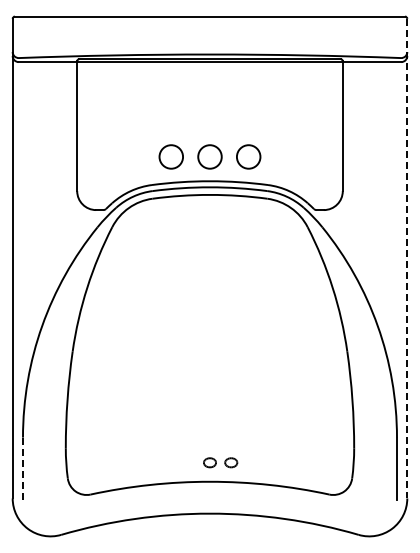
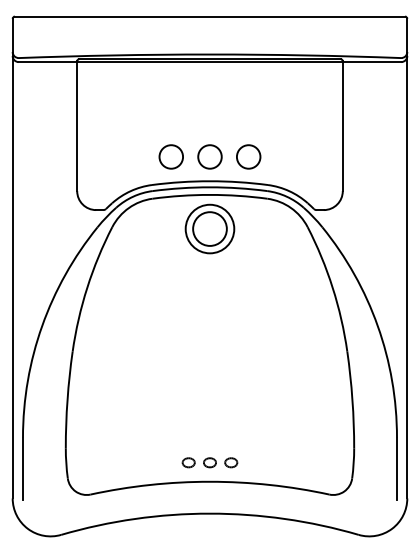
part: none -> present (209, 228)
line: dashed -> solid (407, 258)
part: none -> present (188, 462)
line: dashed -> solid (23, 468)
